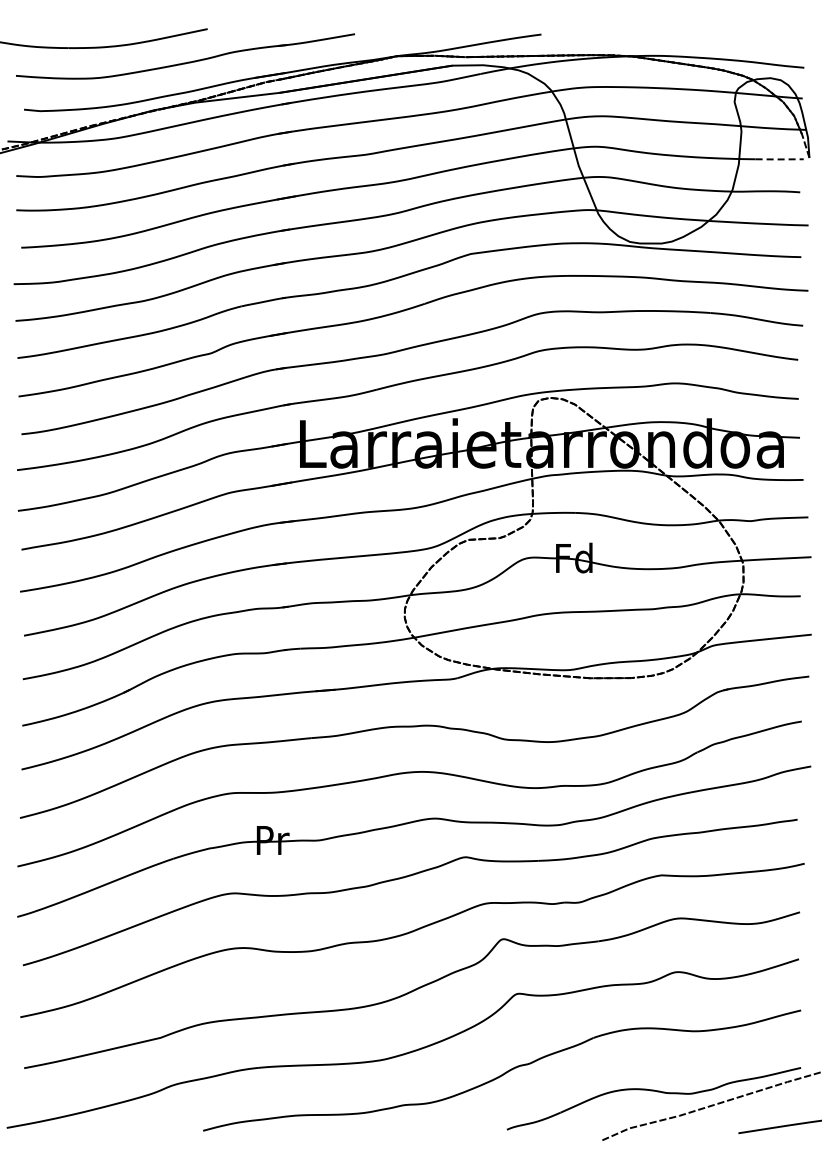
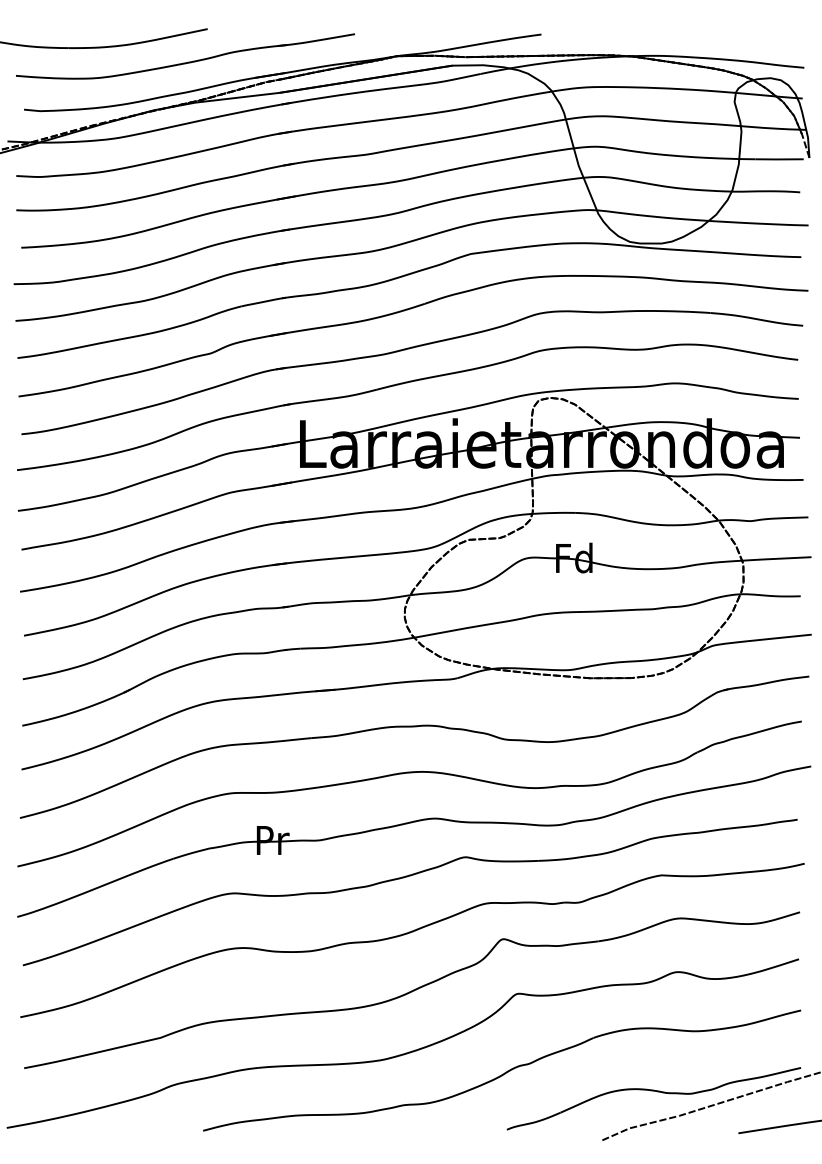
line: dashed -> solid (779, 159)
